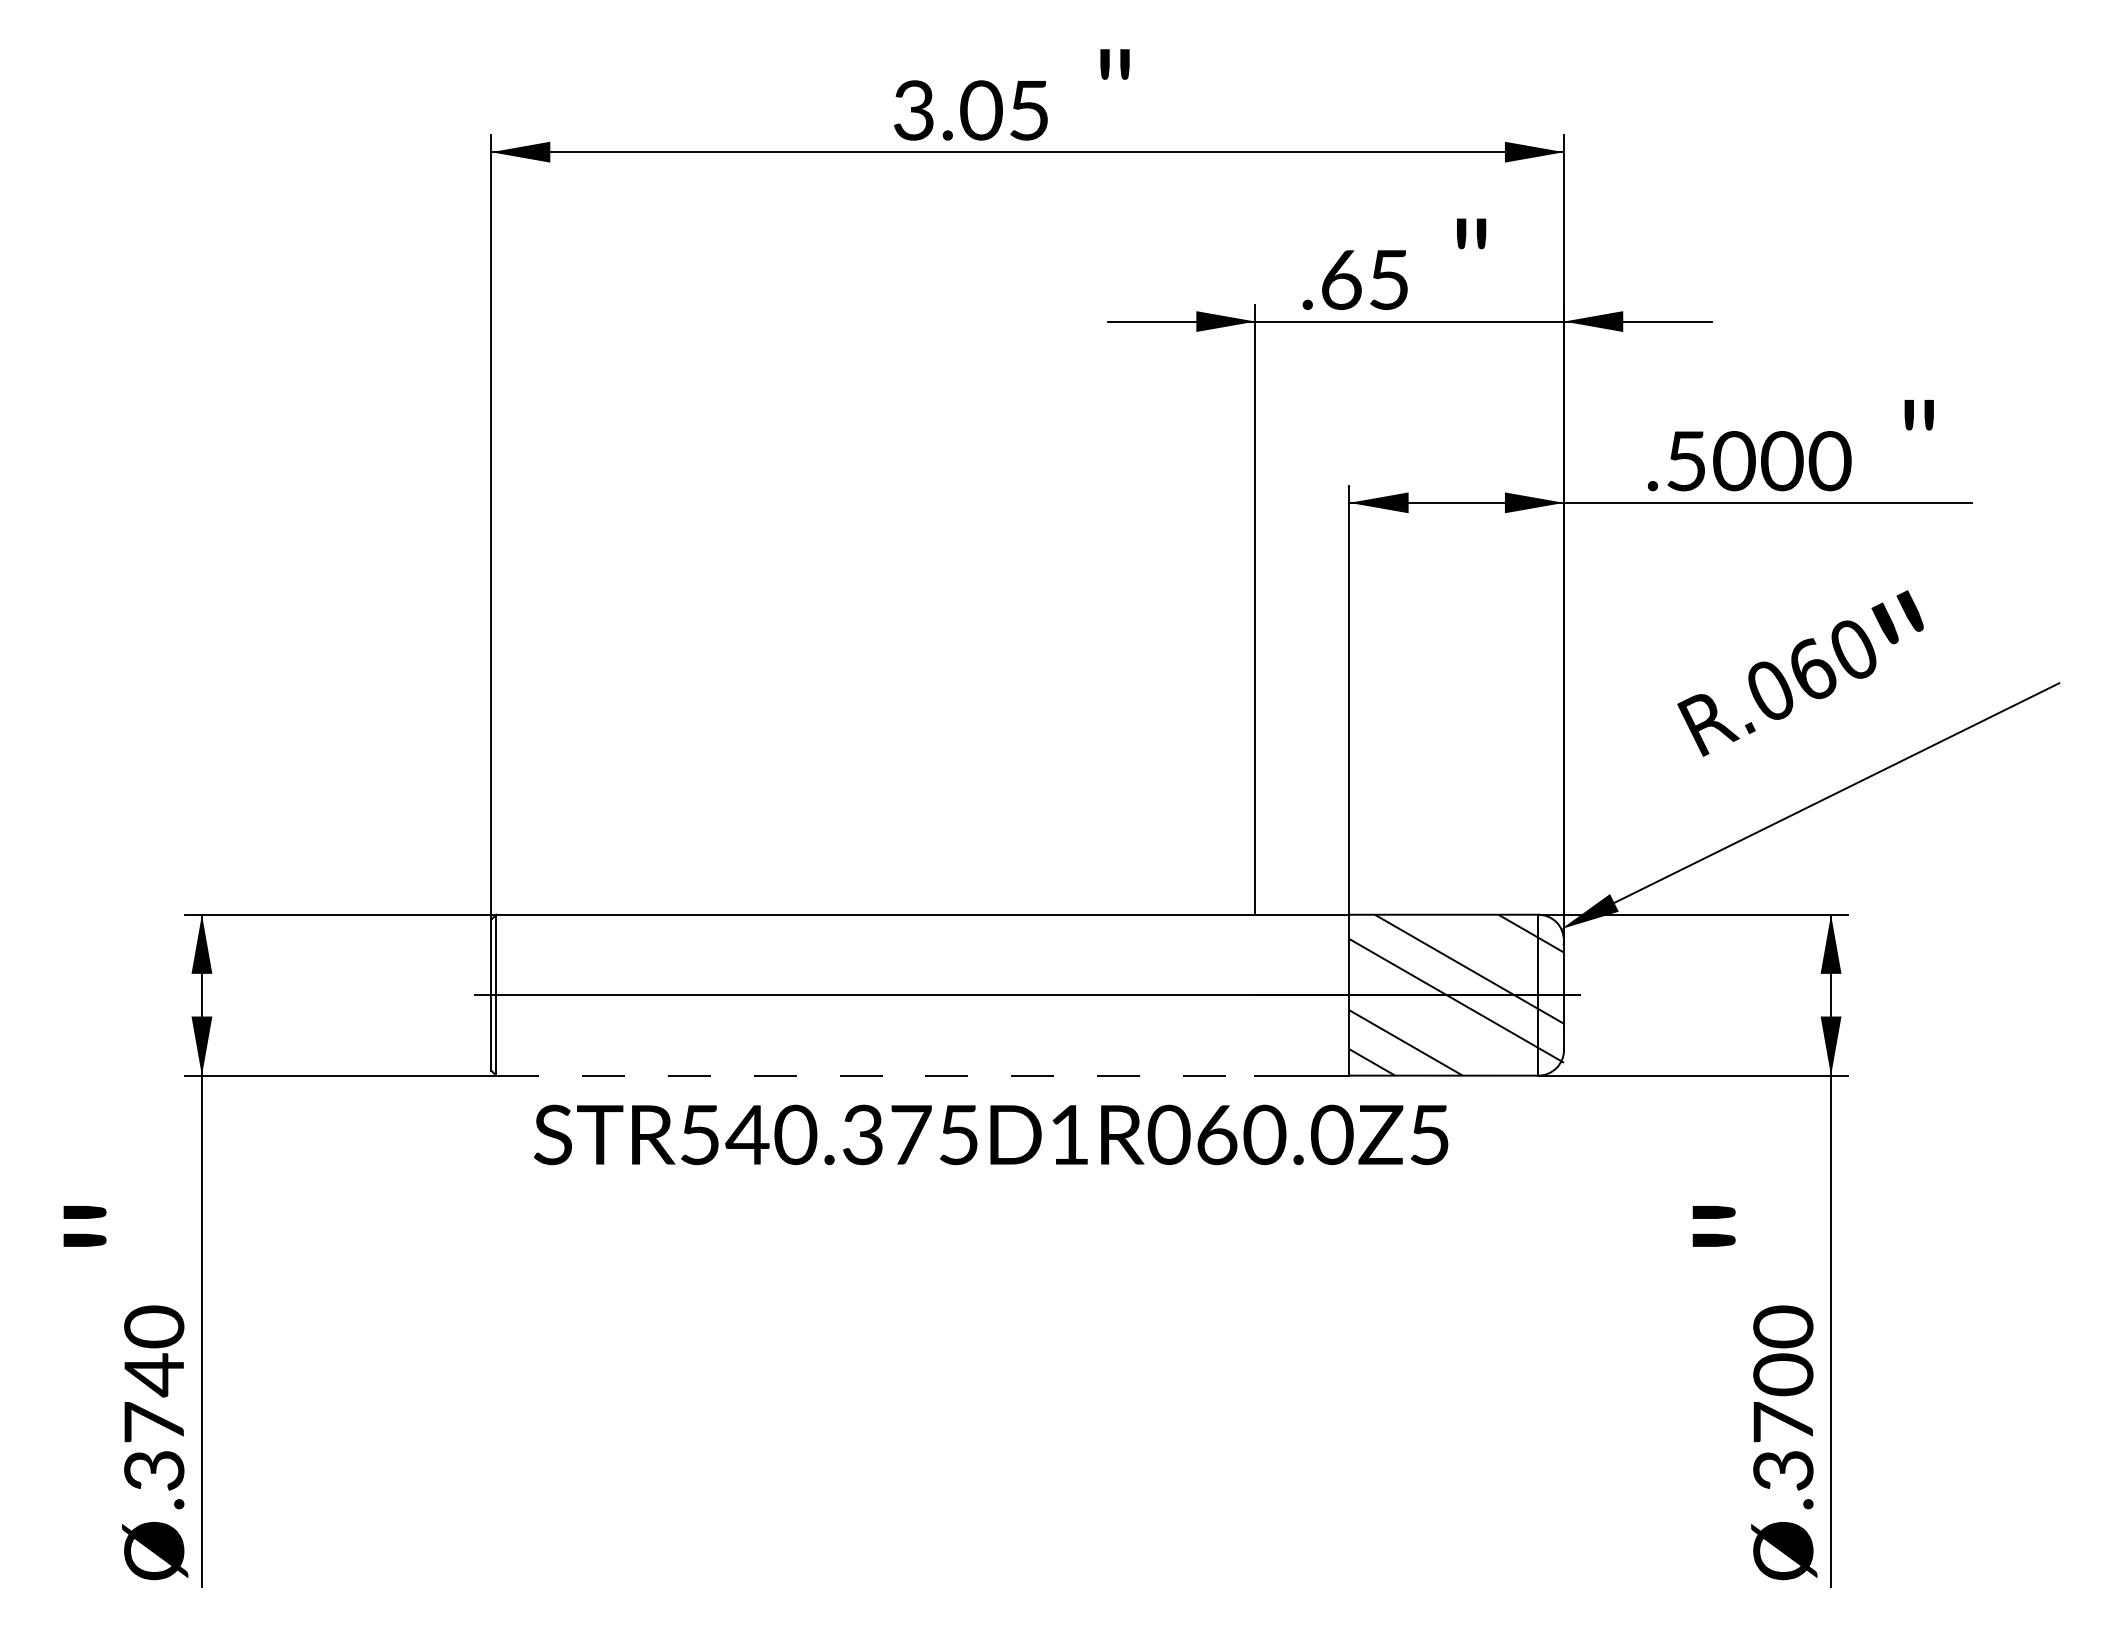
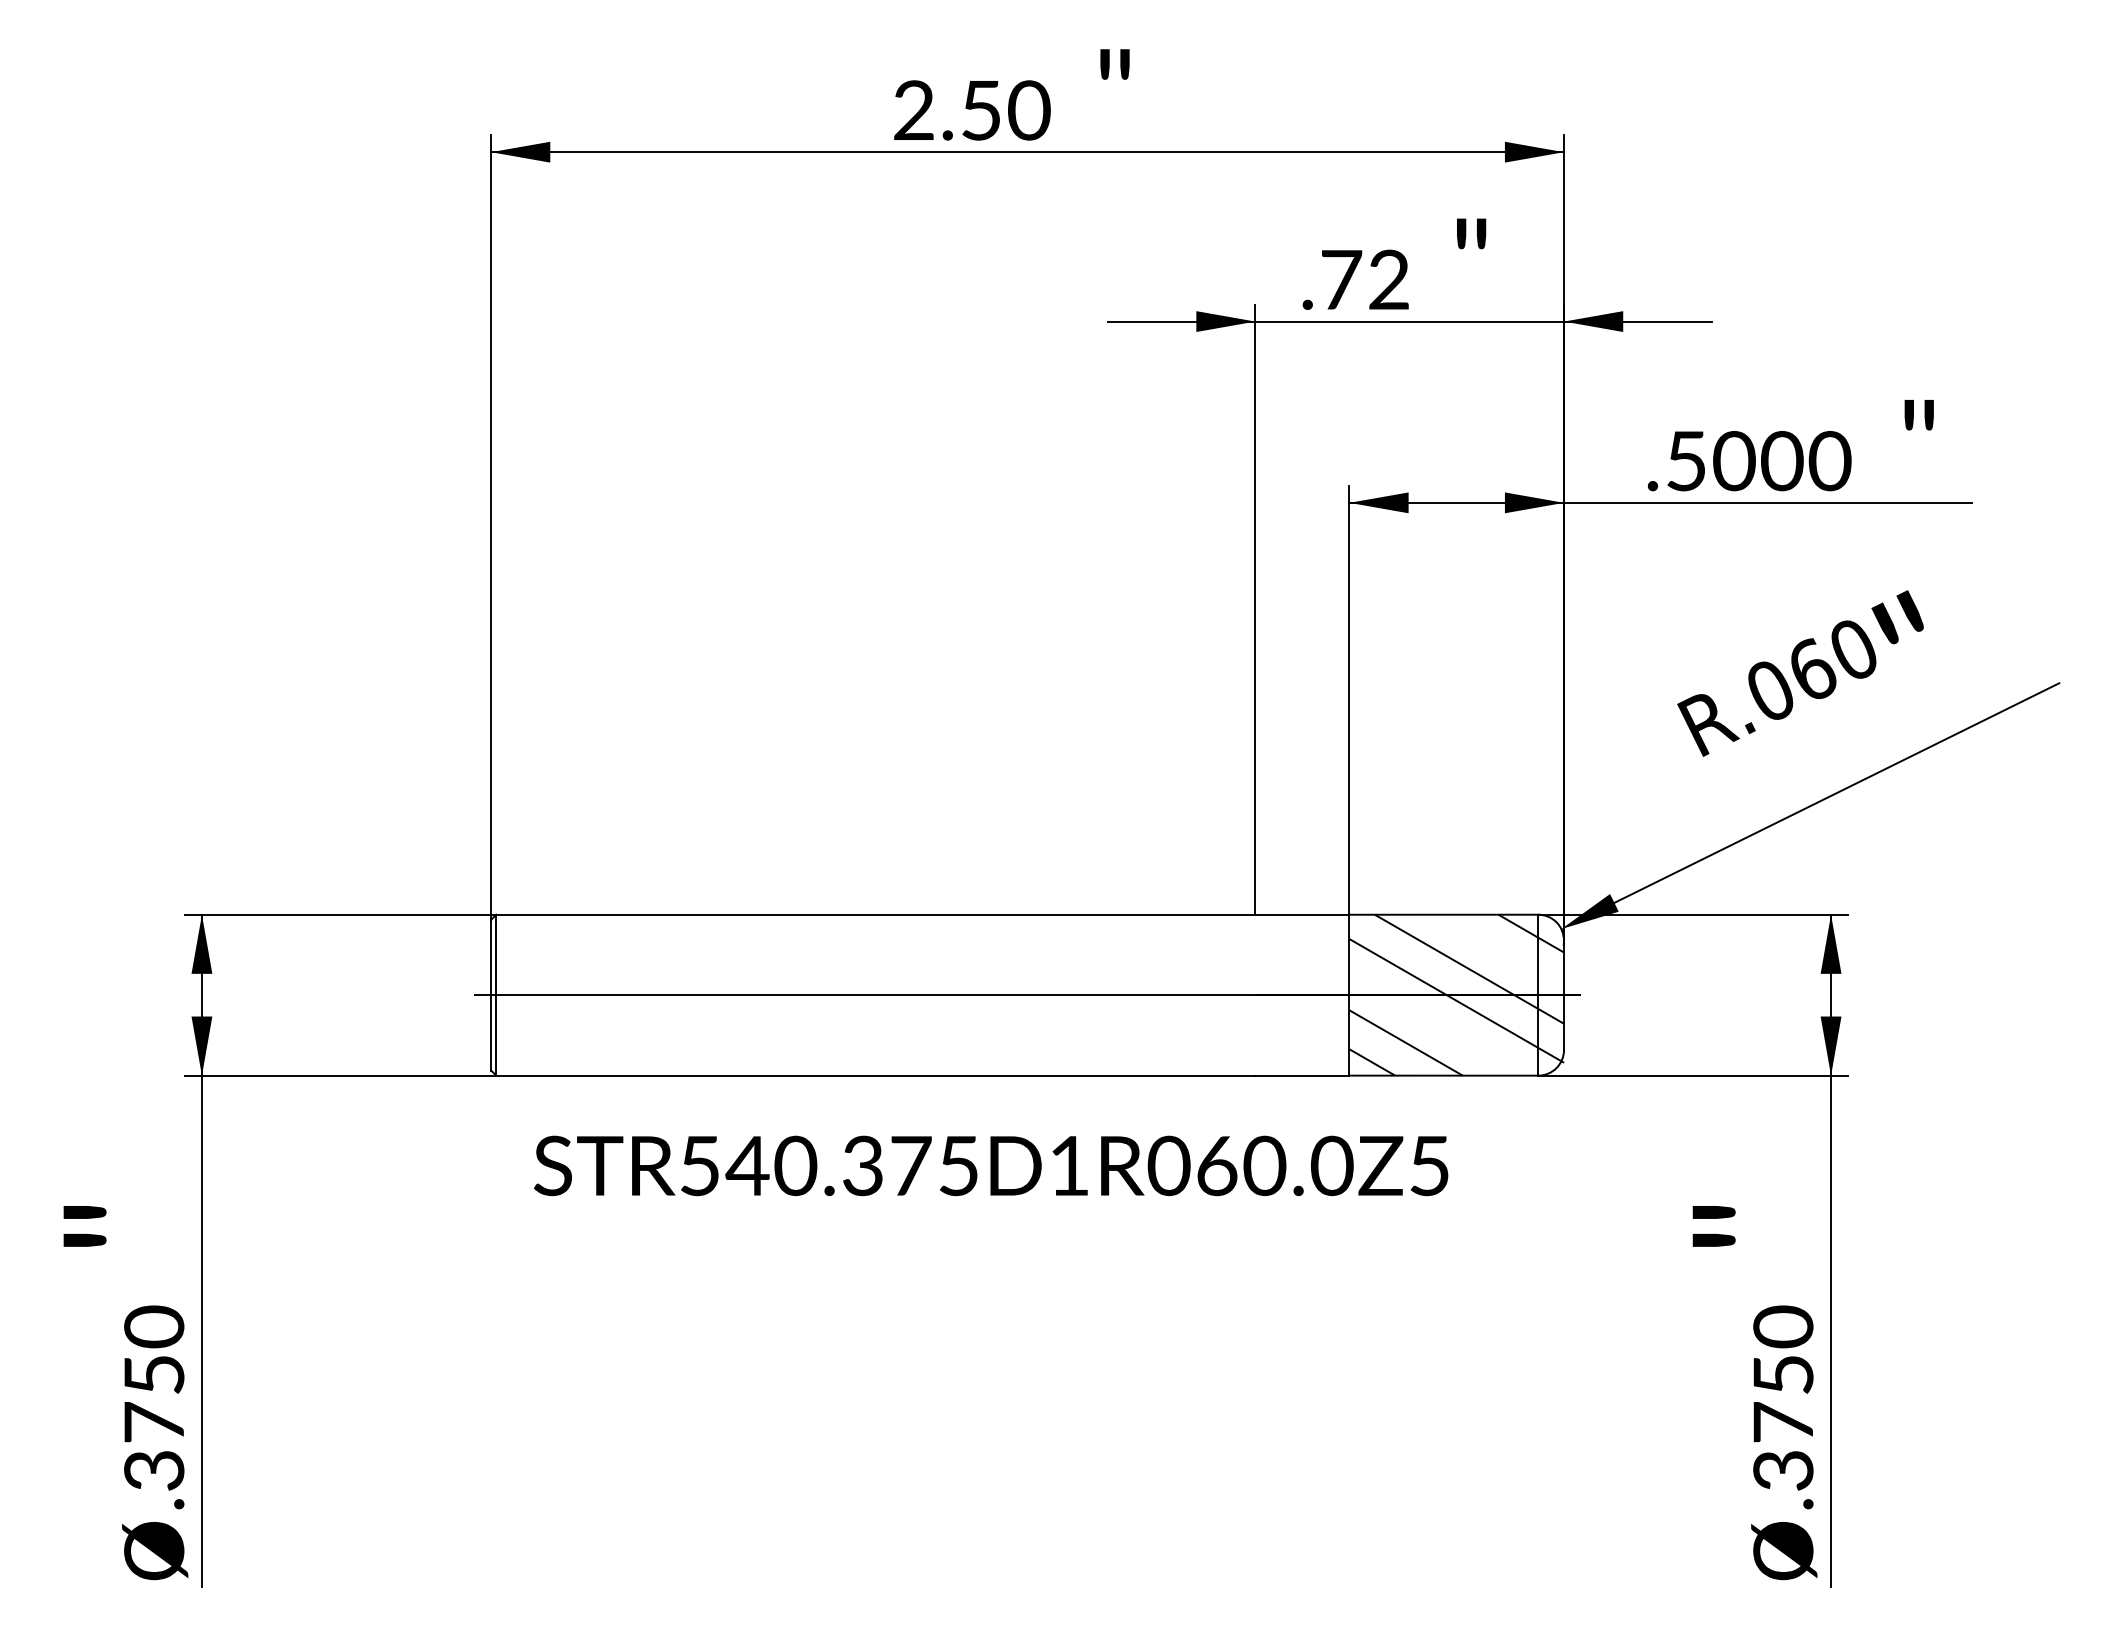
text: 3.05 -> 2.50 (972, 110)
text: .65 -> .72 (1365, 279)
line: dashed -> solid (875, 1075)
text position: (991, 1134) -> (991, 1165) (991, 1165)
text: .3700 -> .3750 (1783, 1374)
text: .3740 -> .3750 (154, 1375)
